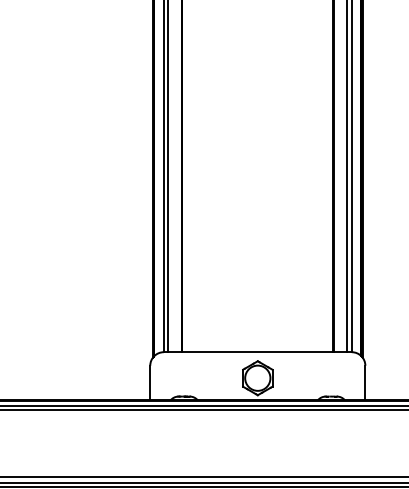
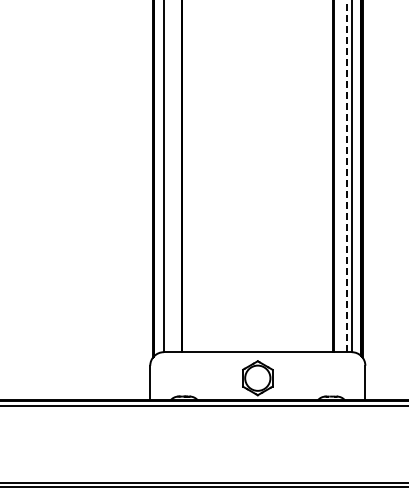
line: solid -> dashed (347, 176)
line: present -> none (168, 177)
line: present -> none (203, 410)
line: present -> none (203, 476)
